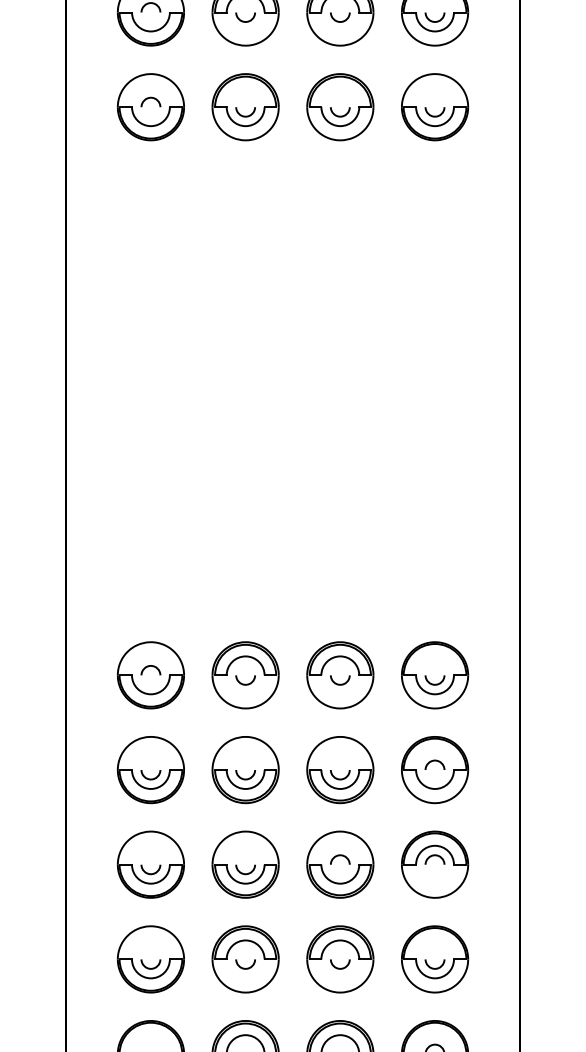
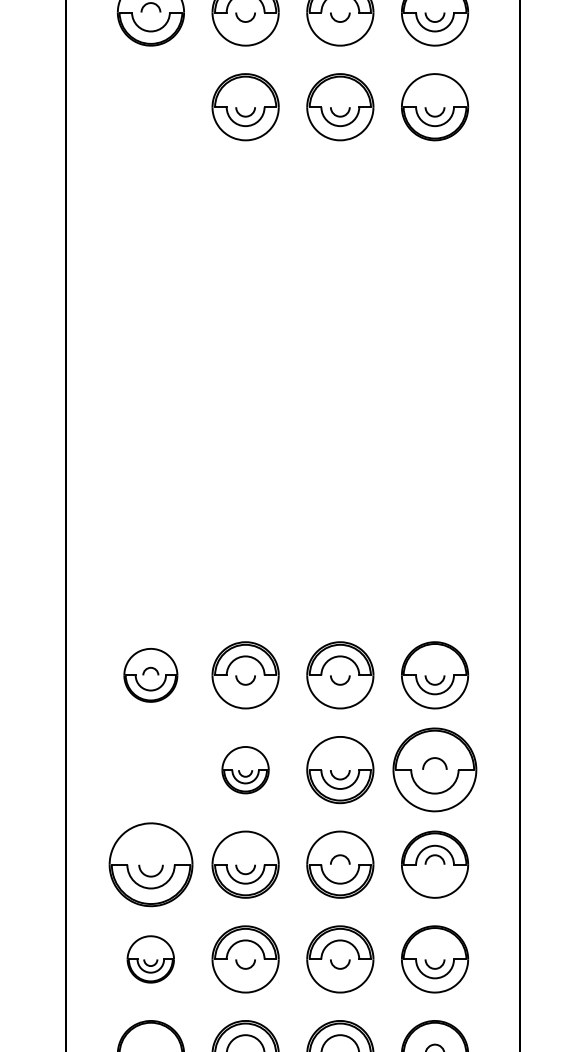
part: present -> none (150, 107)
part size: 69x69 px -> 56x55 px (150, 675)
part: present -> none (150, 770)
part size: 69x69 px -> 49x49 px (245, 770)
part size: 69x69 px -> 86x86 px (434, 769)
part size: 69x69 px -> 86x86 px (150, 864)
part size: 69x69 px -> 49x49 px (150, 959)
